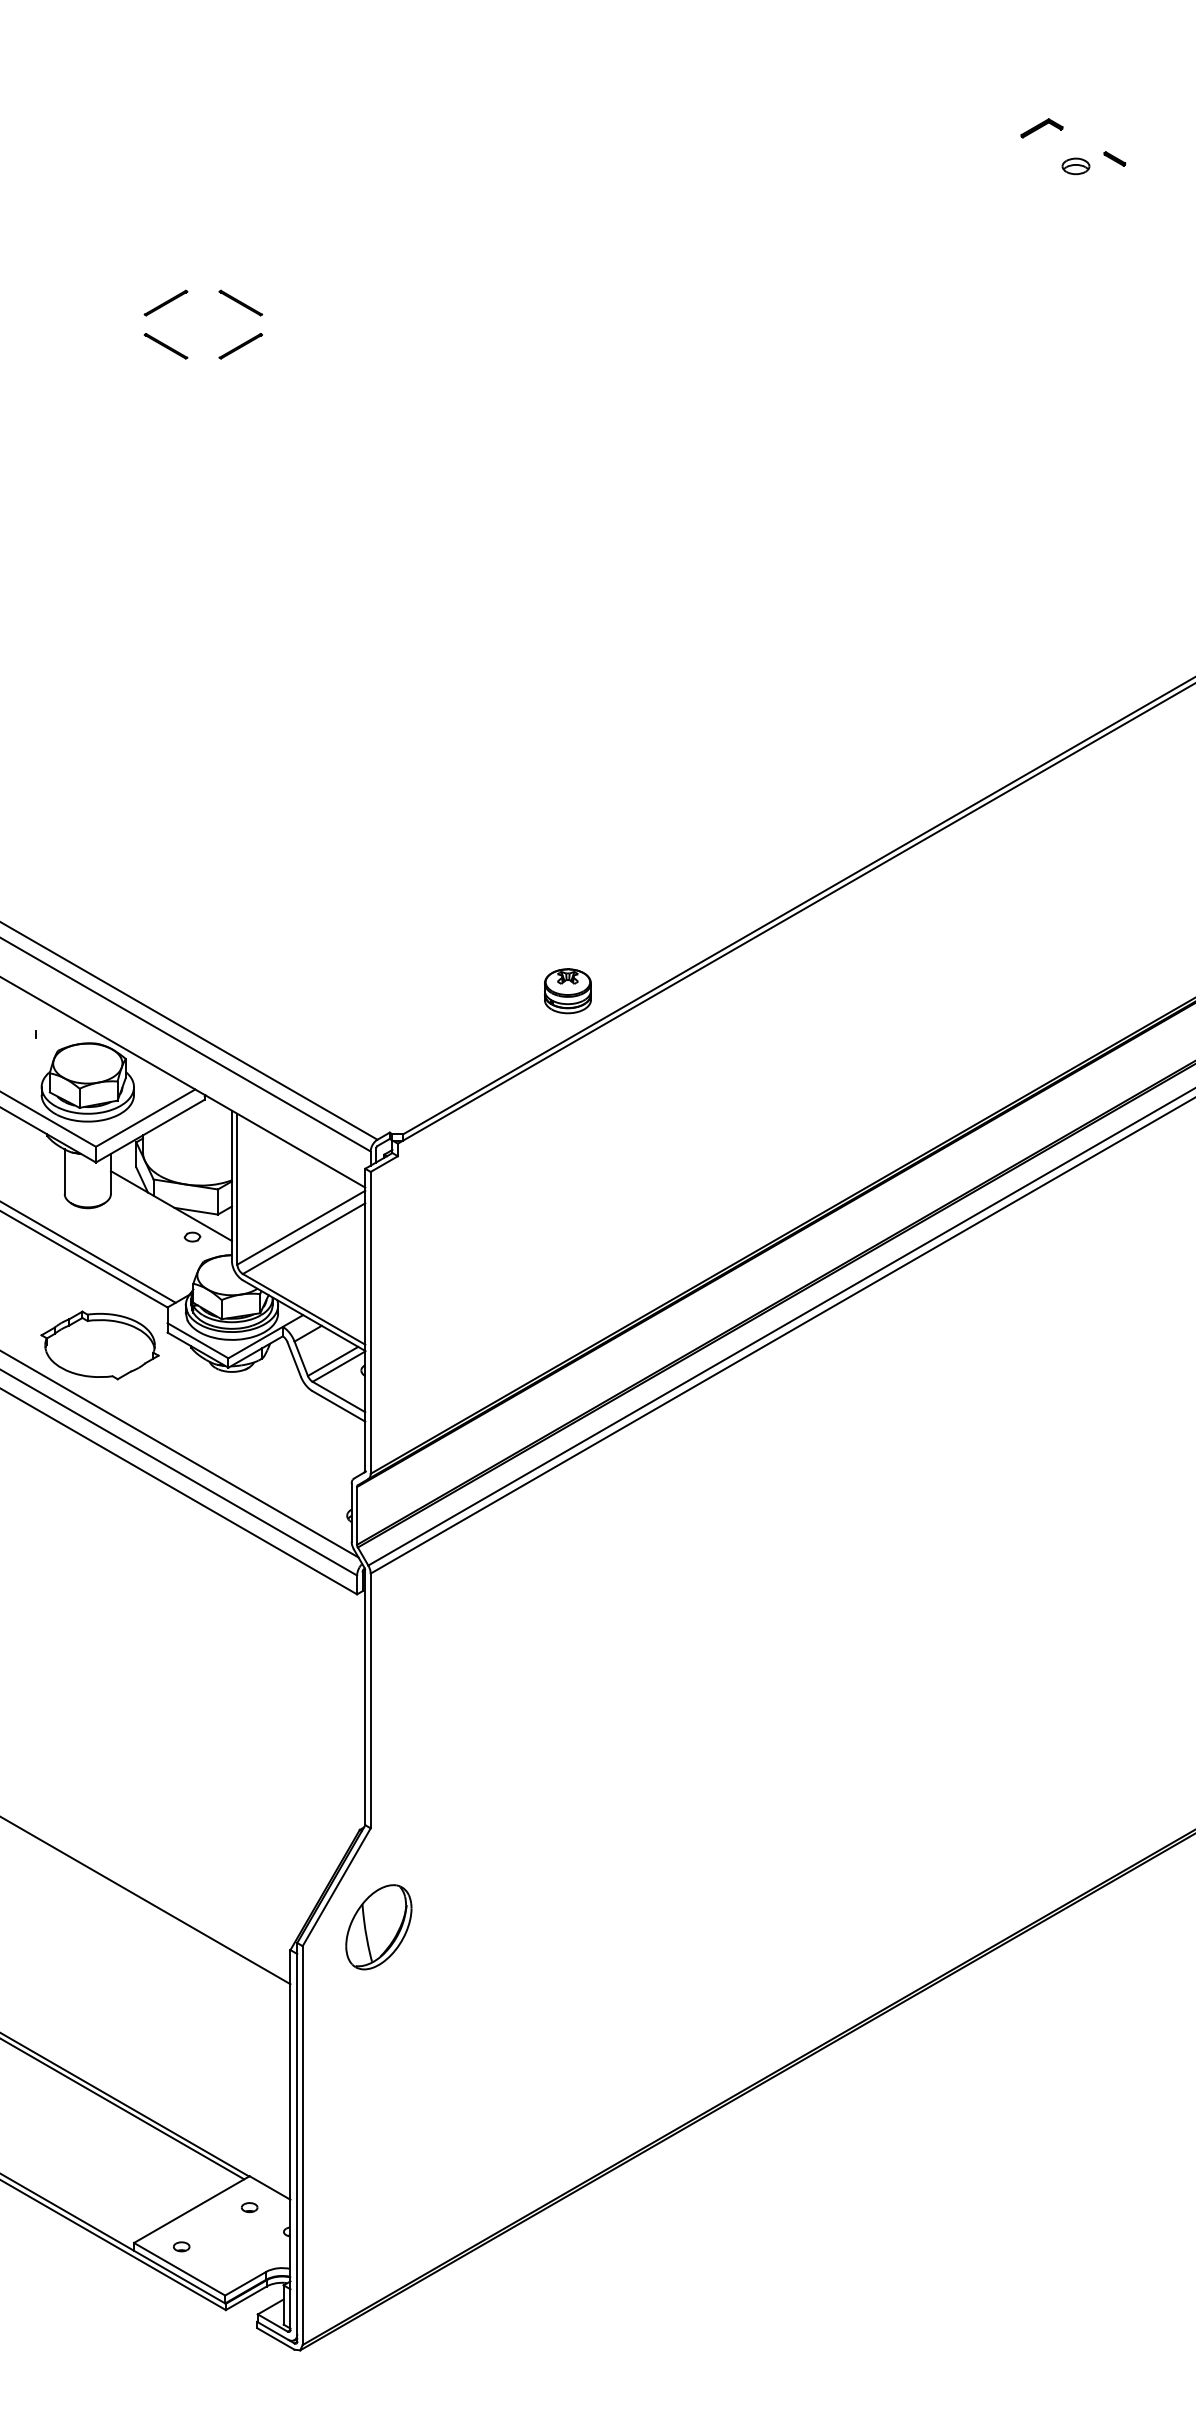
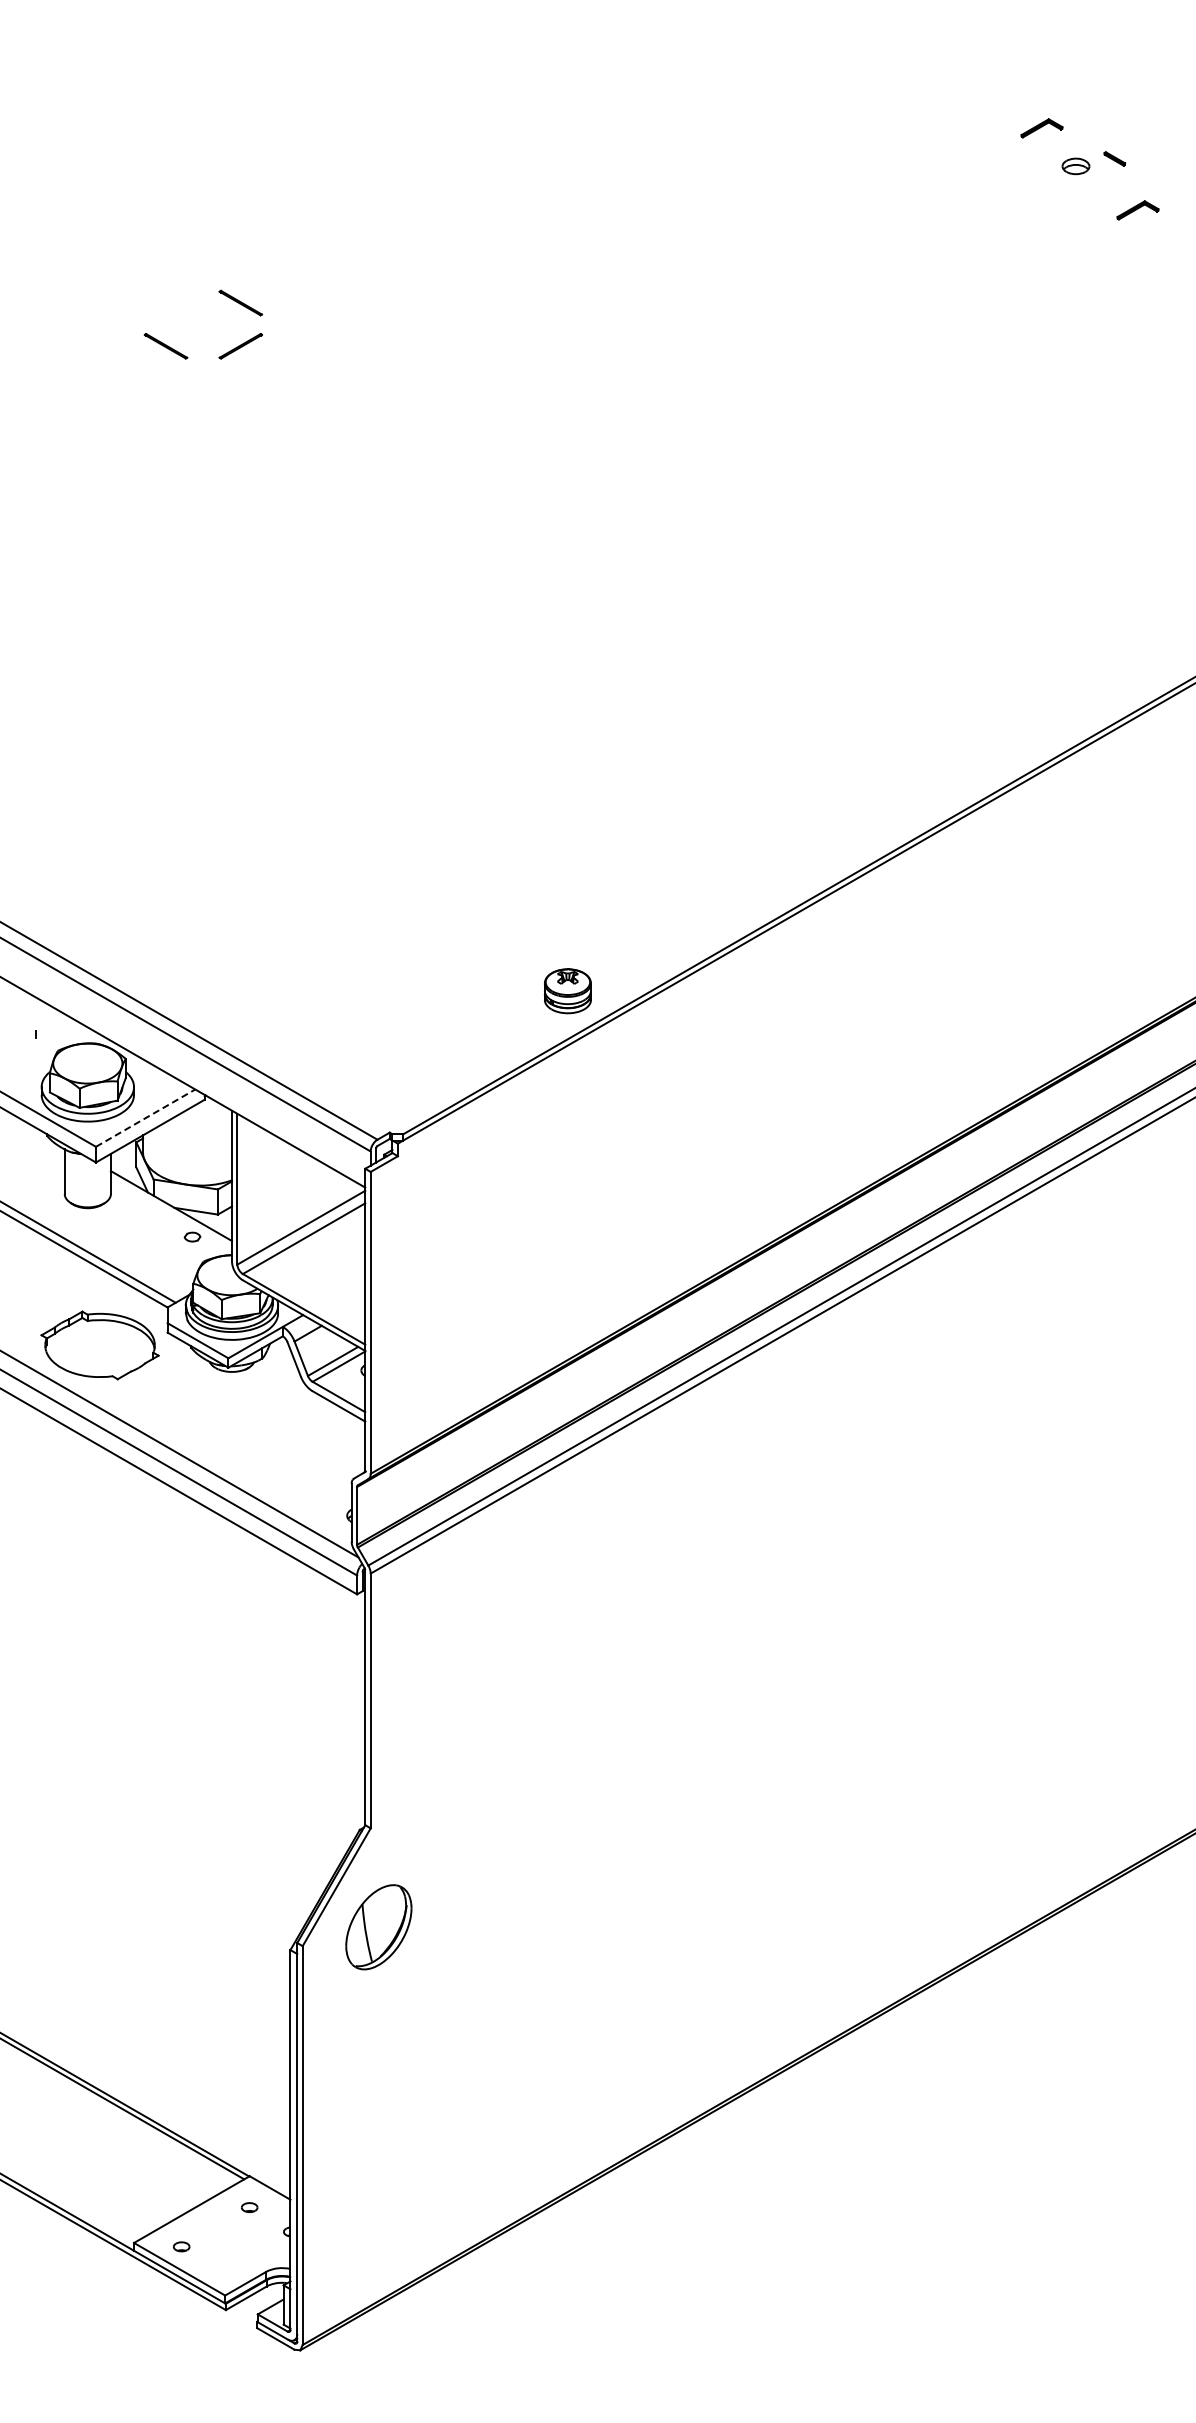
part: none -> present (1137, 210)
line: present -> none (165, 302)
line: solid -> dashed (146, 1117)
line: present -> none (146, 1901)
